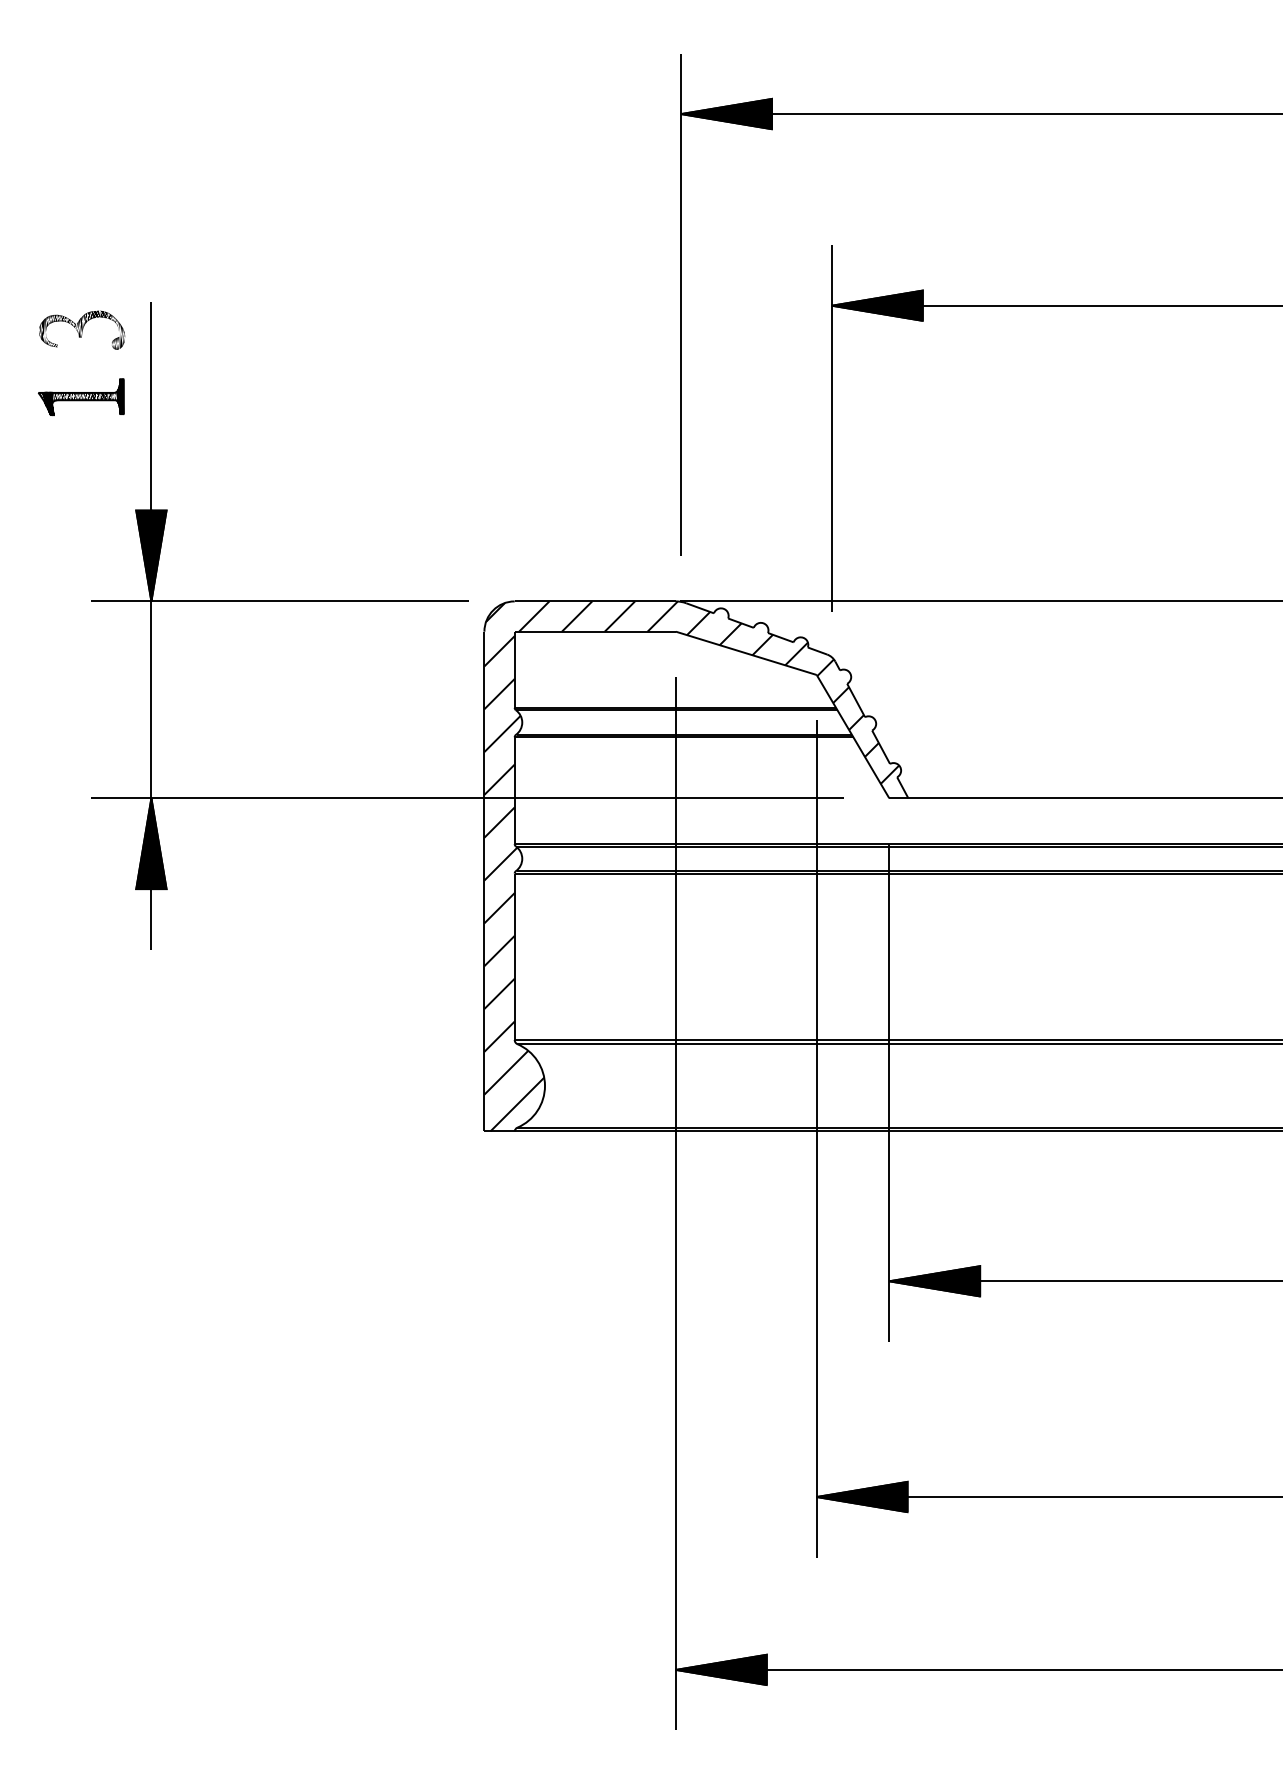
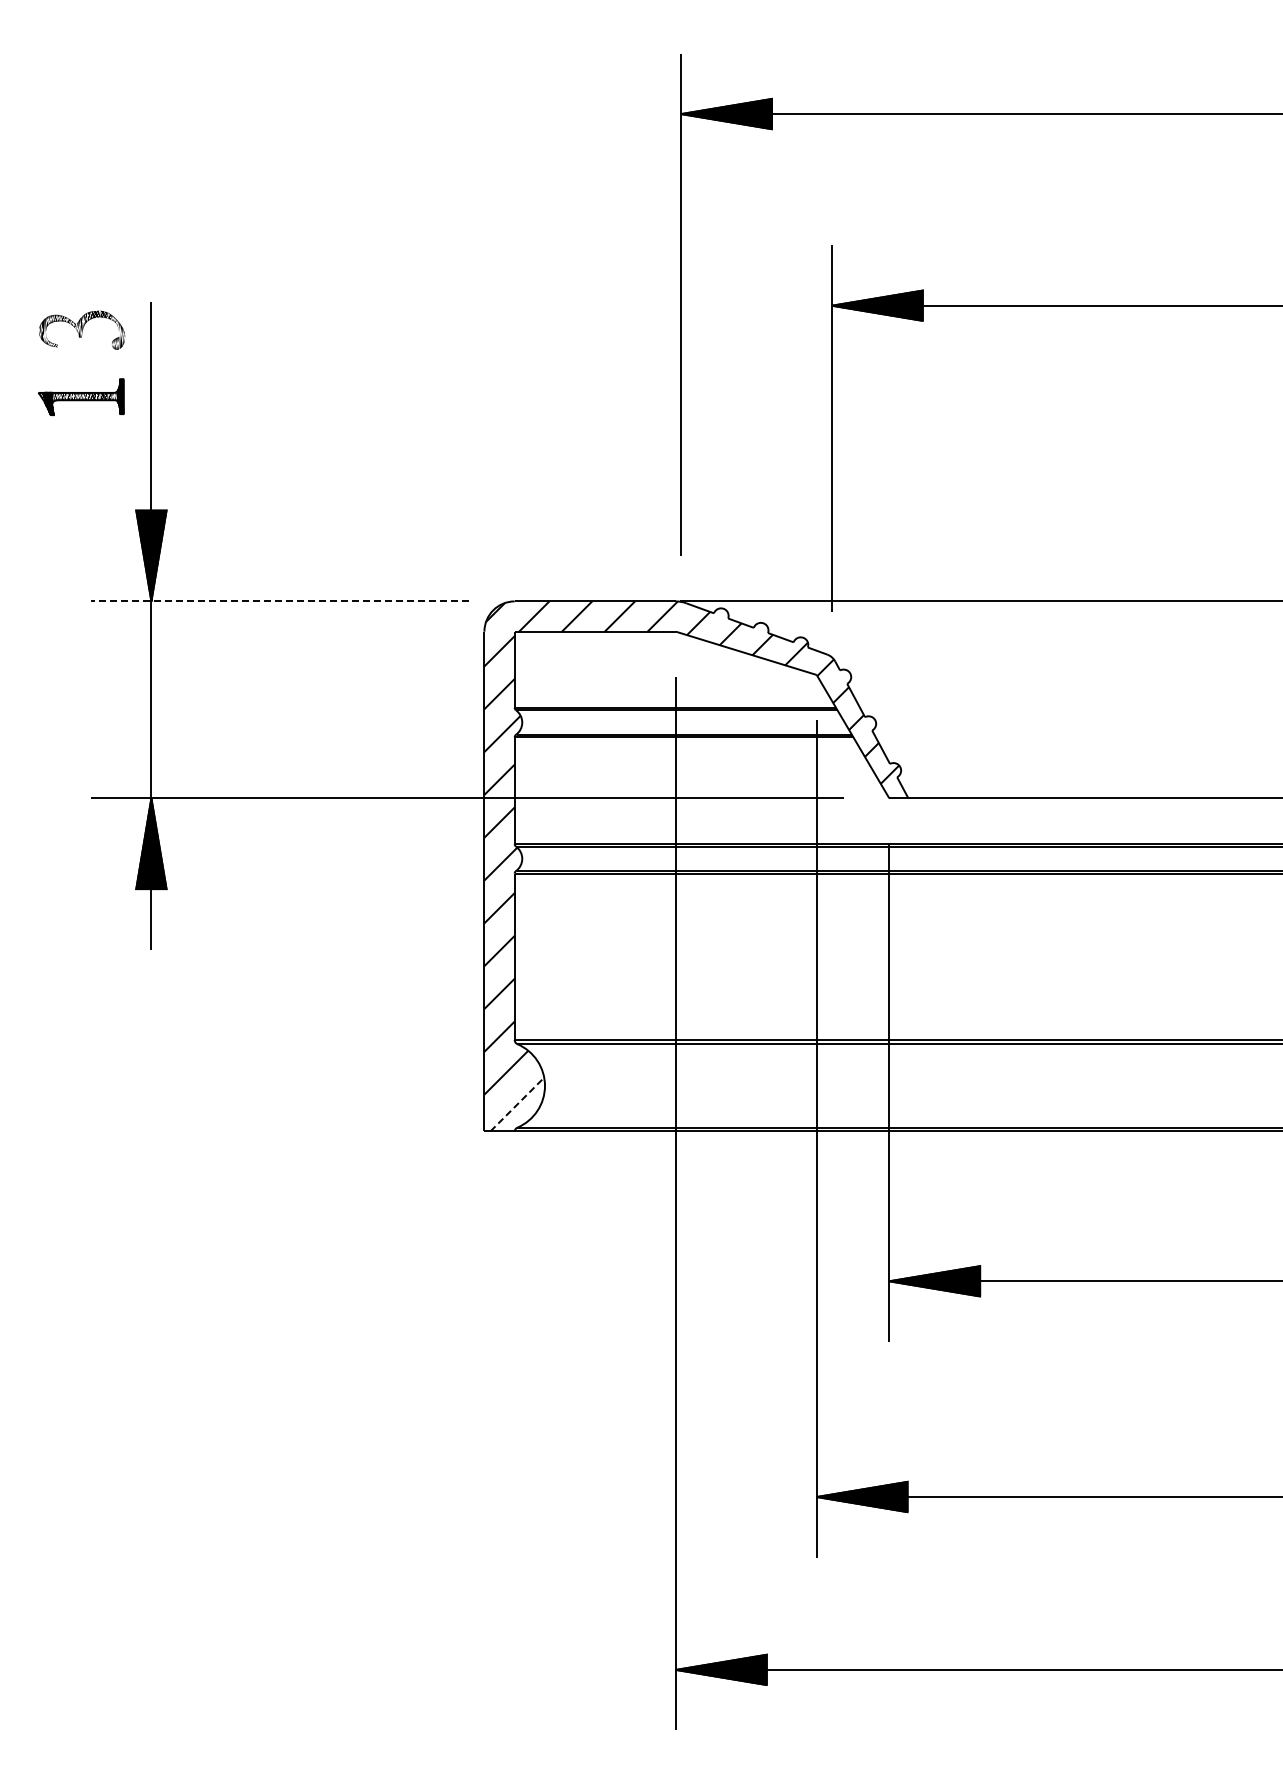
line: solid -> dashed (279, 601)
line: solid -> dashed (517, 1104)
